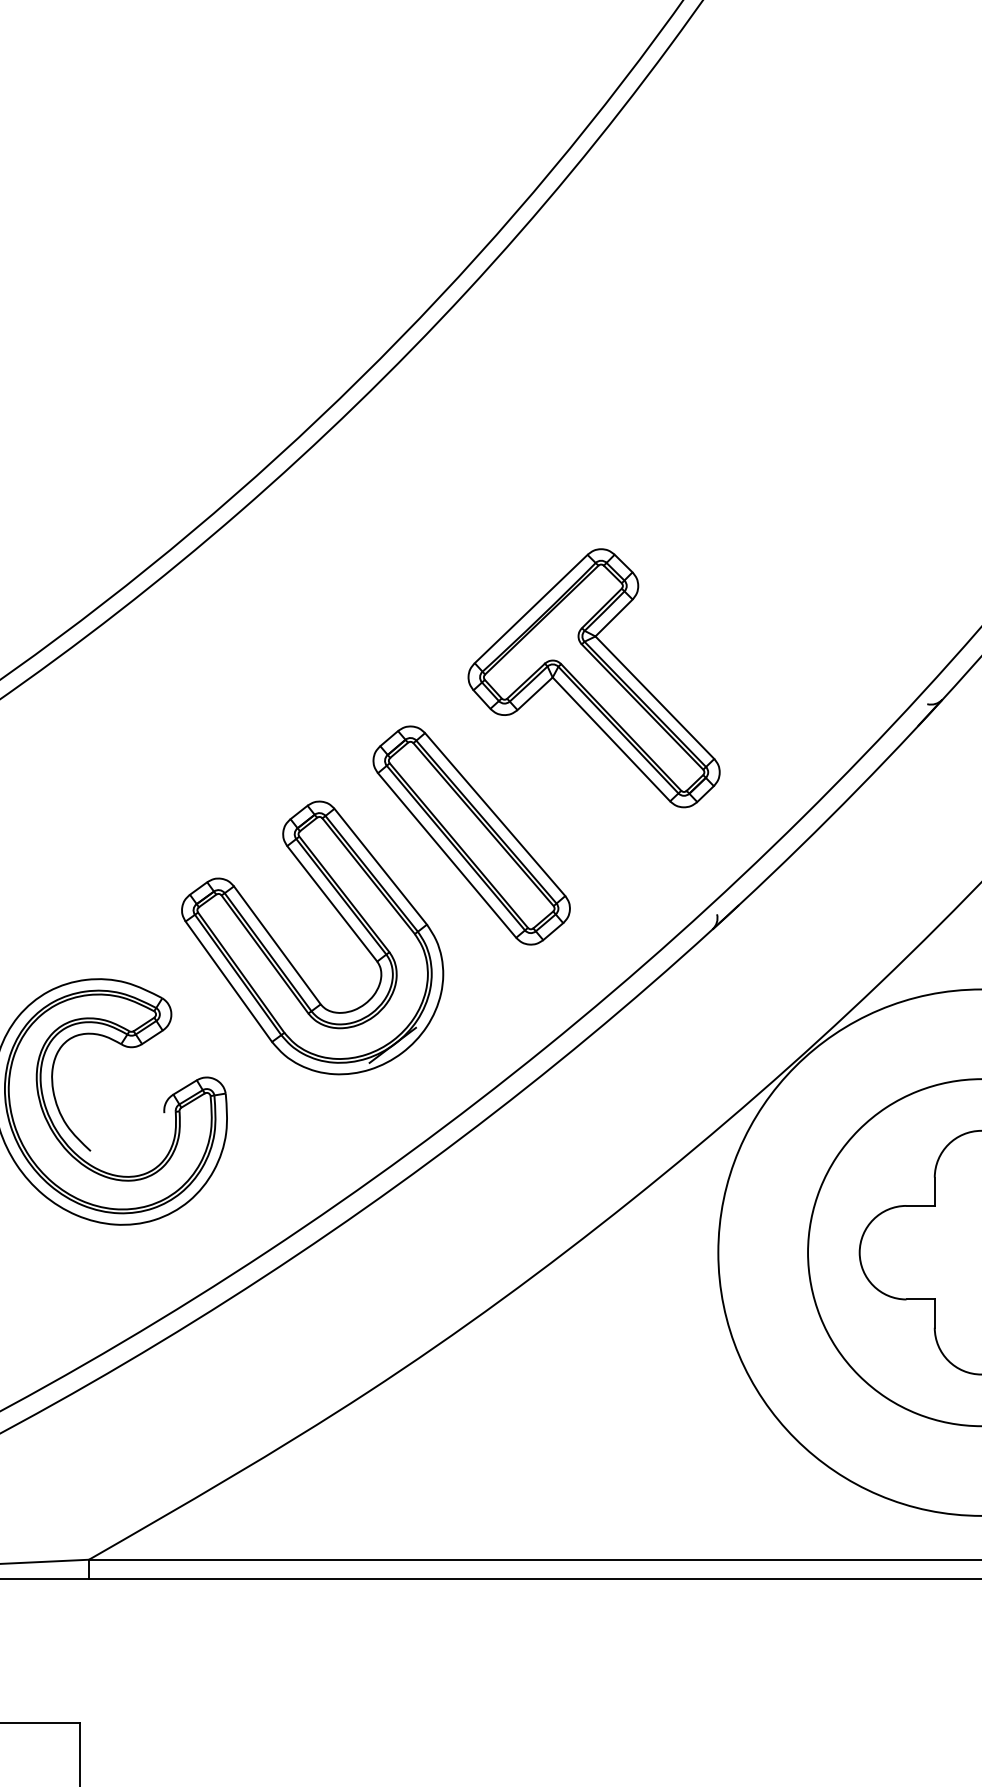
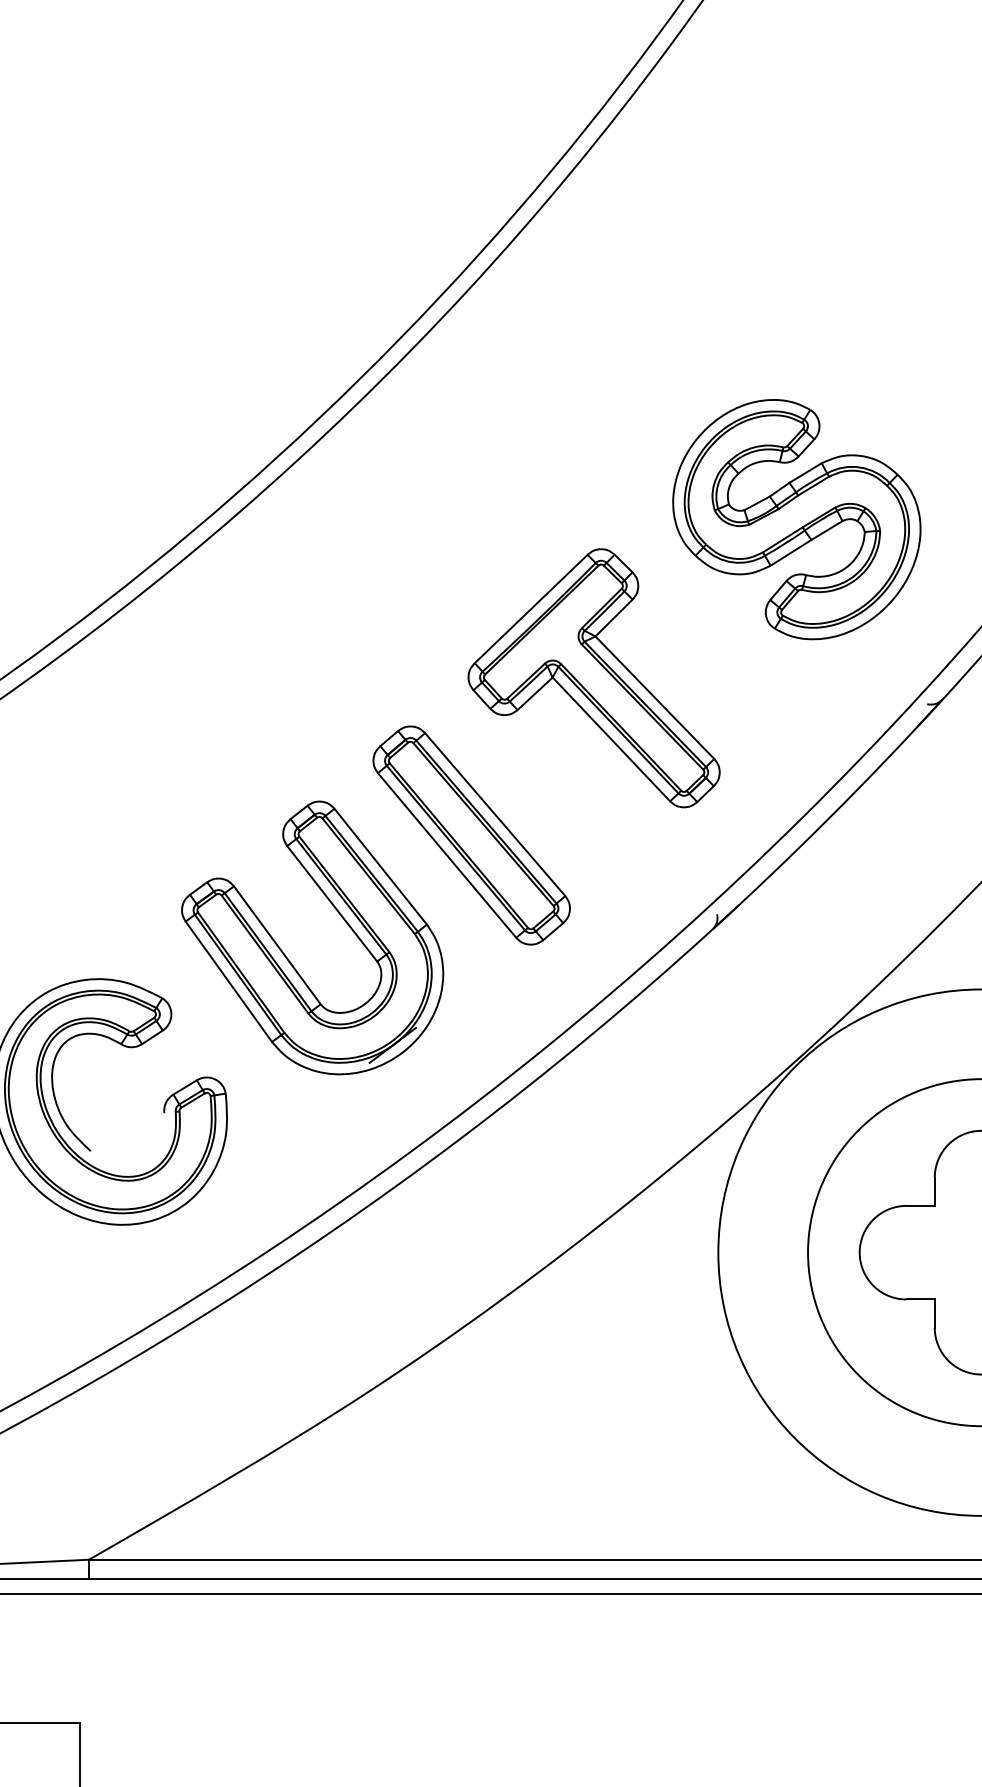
part: none -> present (796, 519)
line: none -> present (490, 1593)
